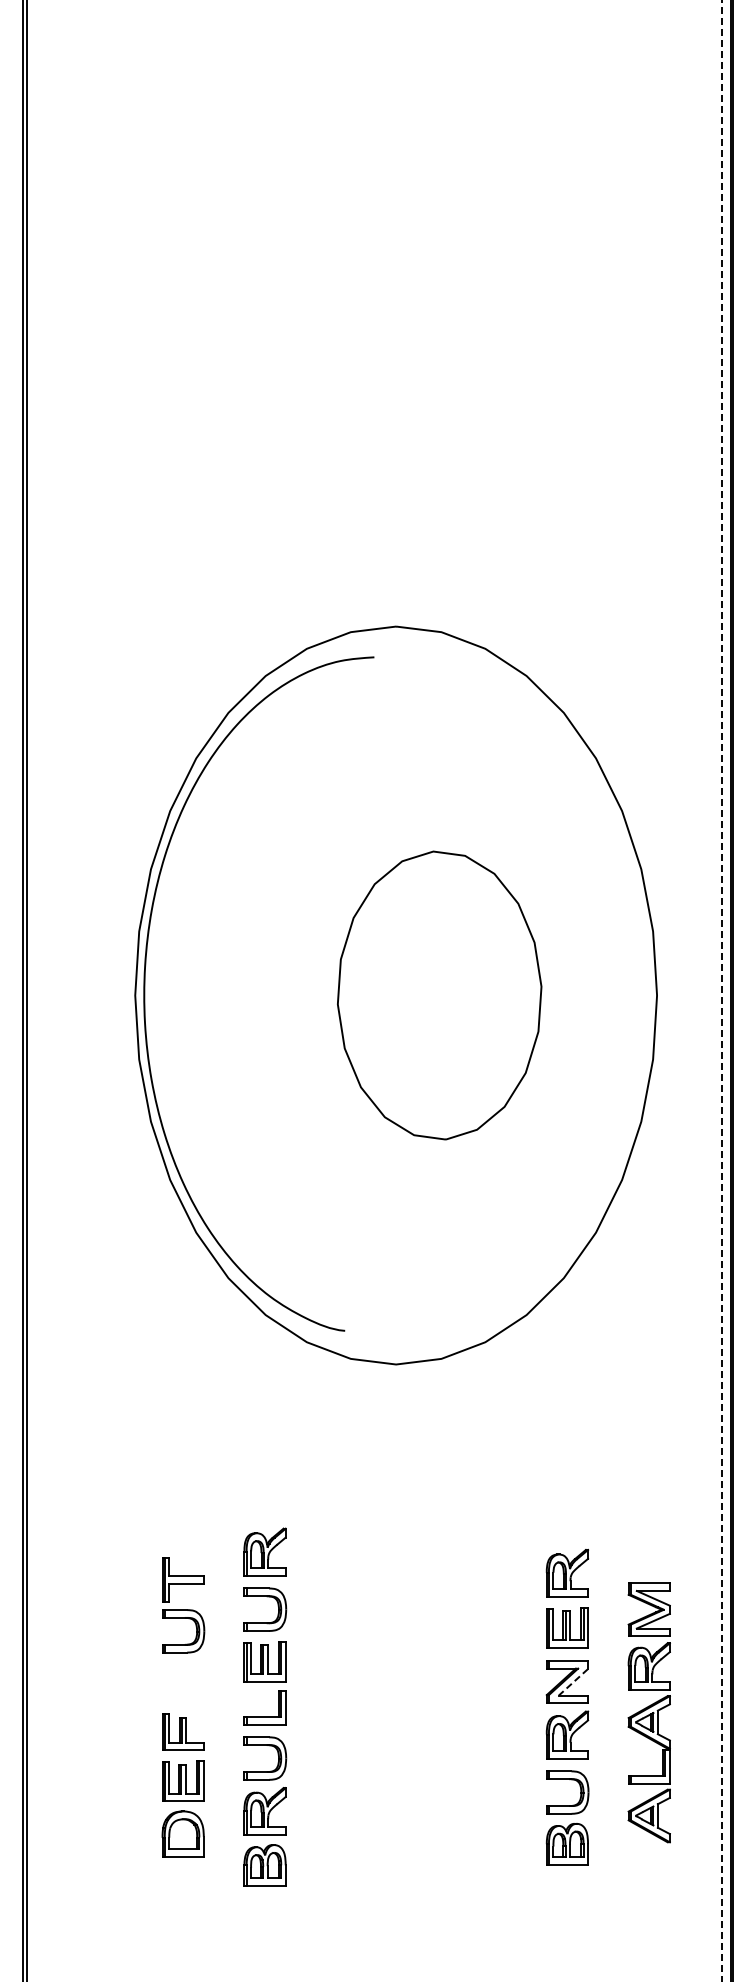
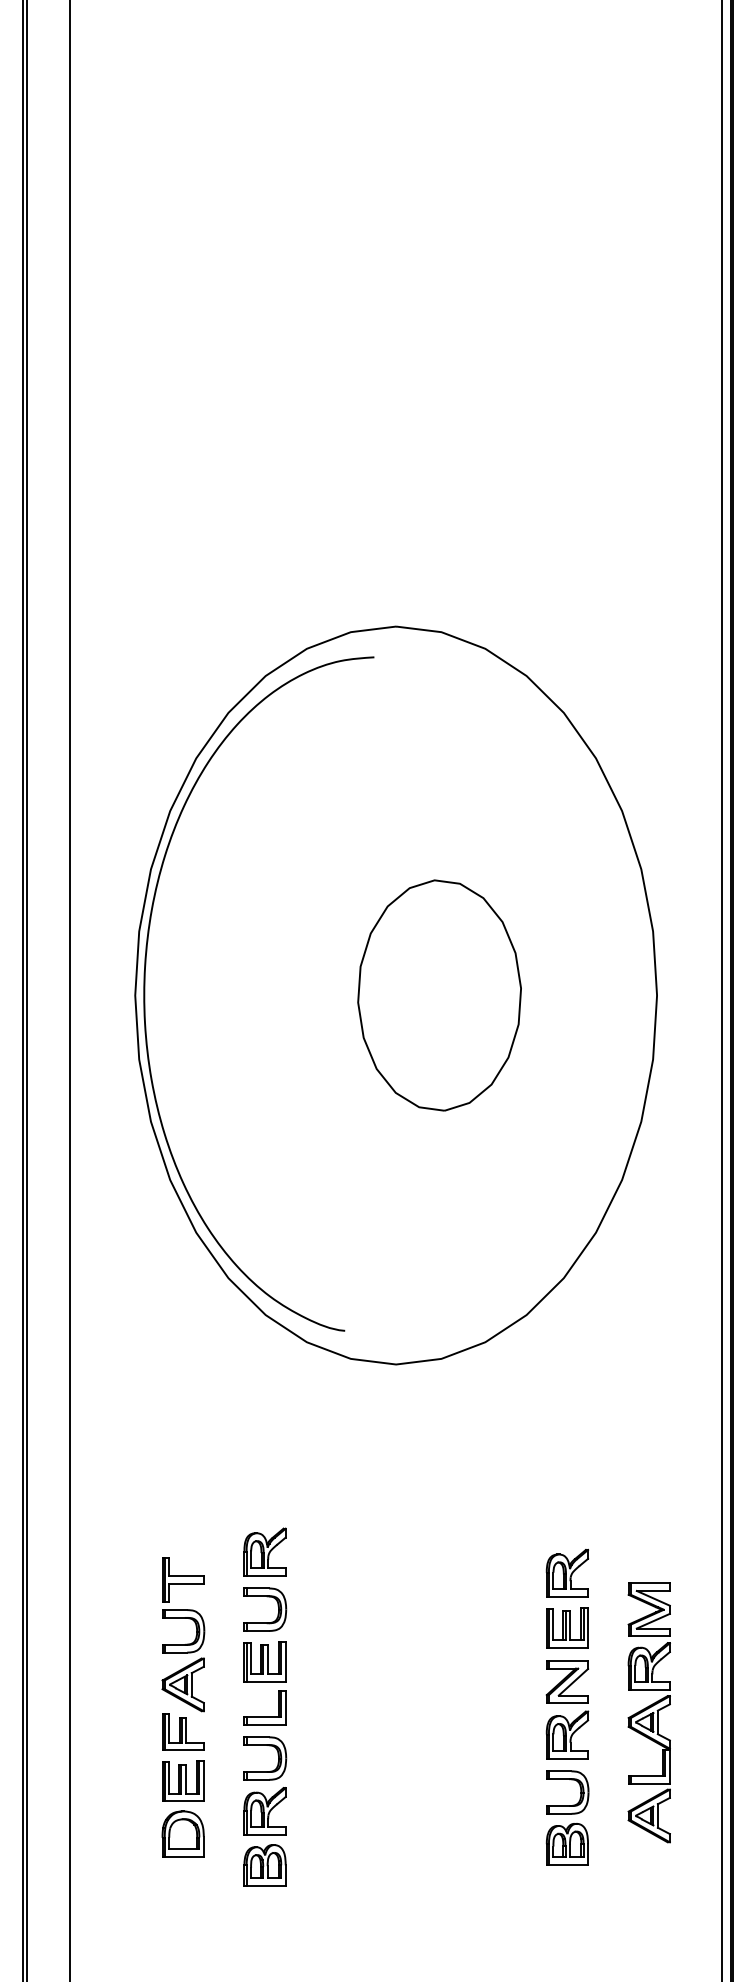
line: none -> present (70, 990)
line: dashed -> solid (722, 990)
part size: 206x291 px -> 165x233 px (439, 995)
line: dashed -> solid (573, 1682)
part: none -> present (182, 1684)
